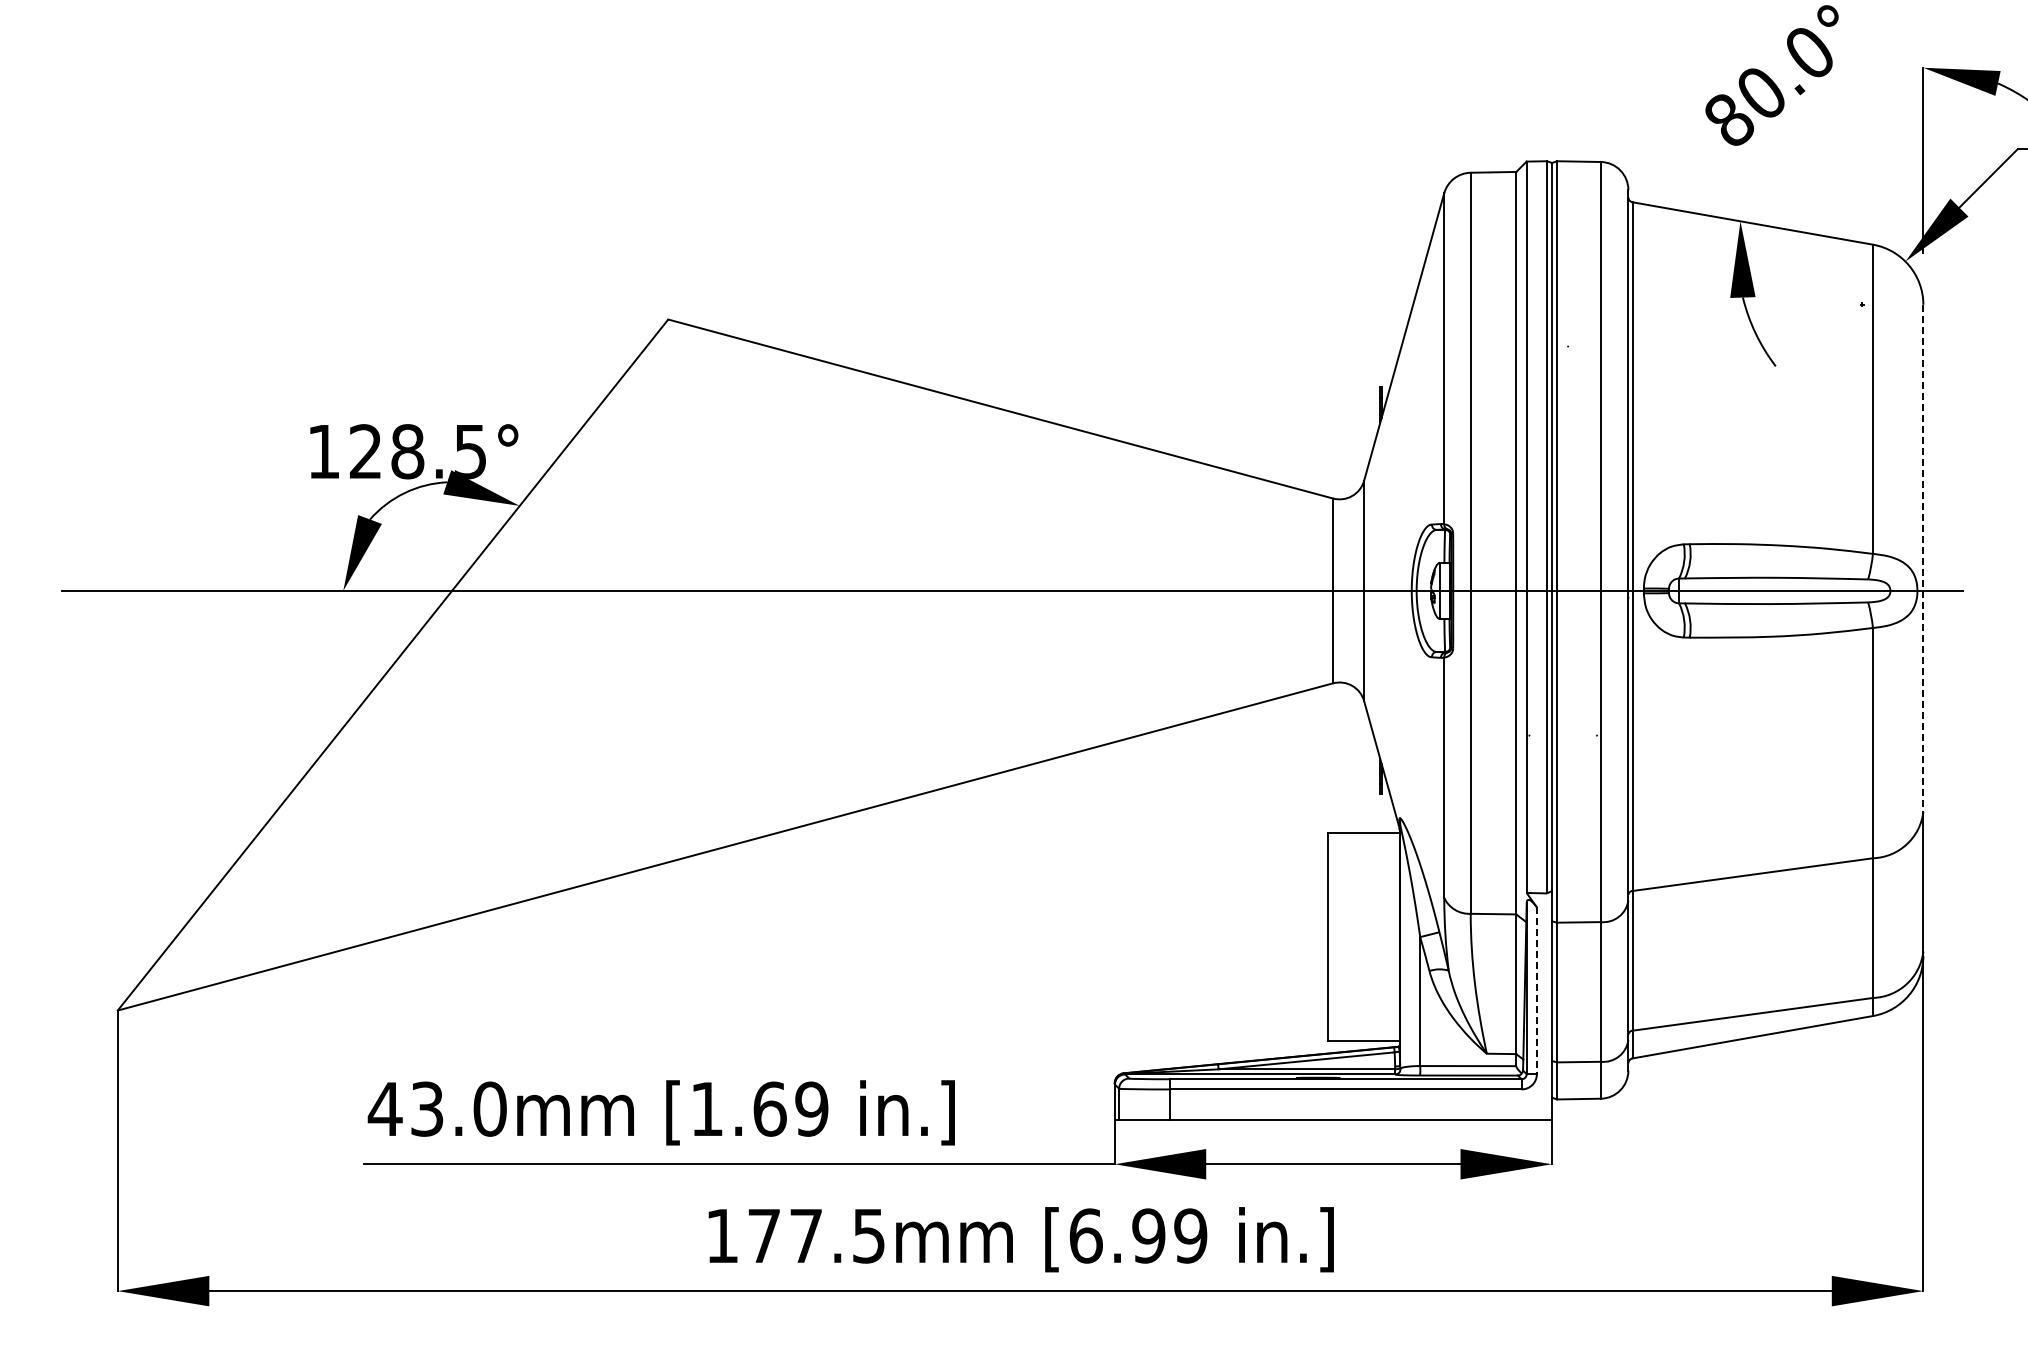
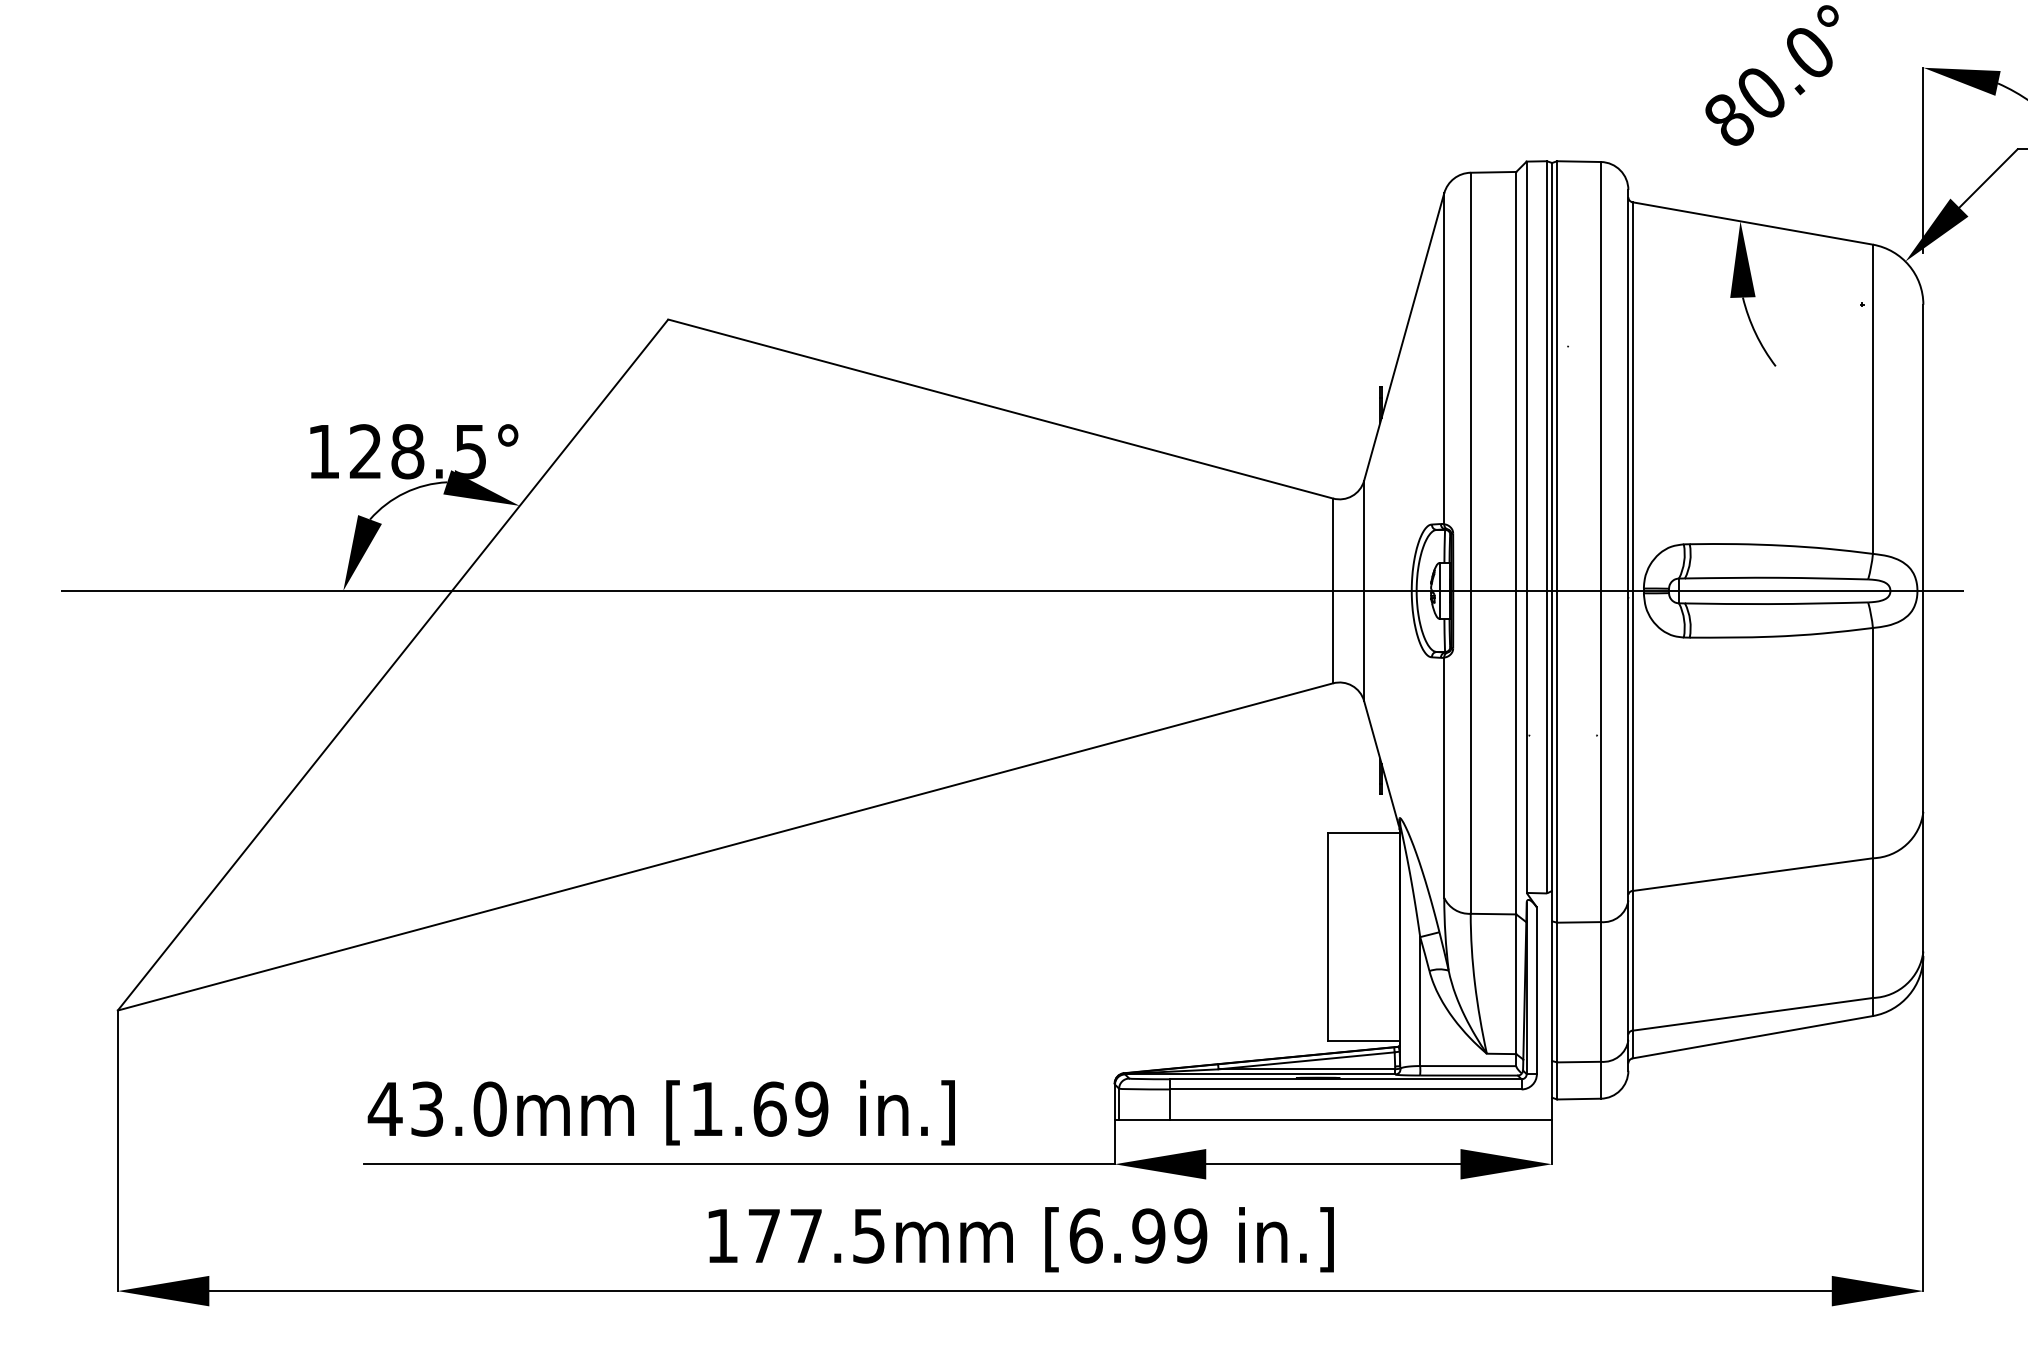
line: dashed -> solid (1923, 558)
line: dashed -> solid (1536, 991)
